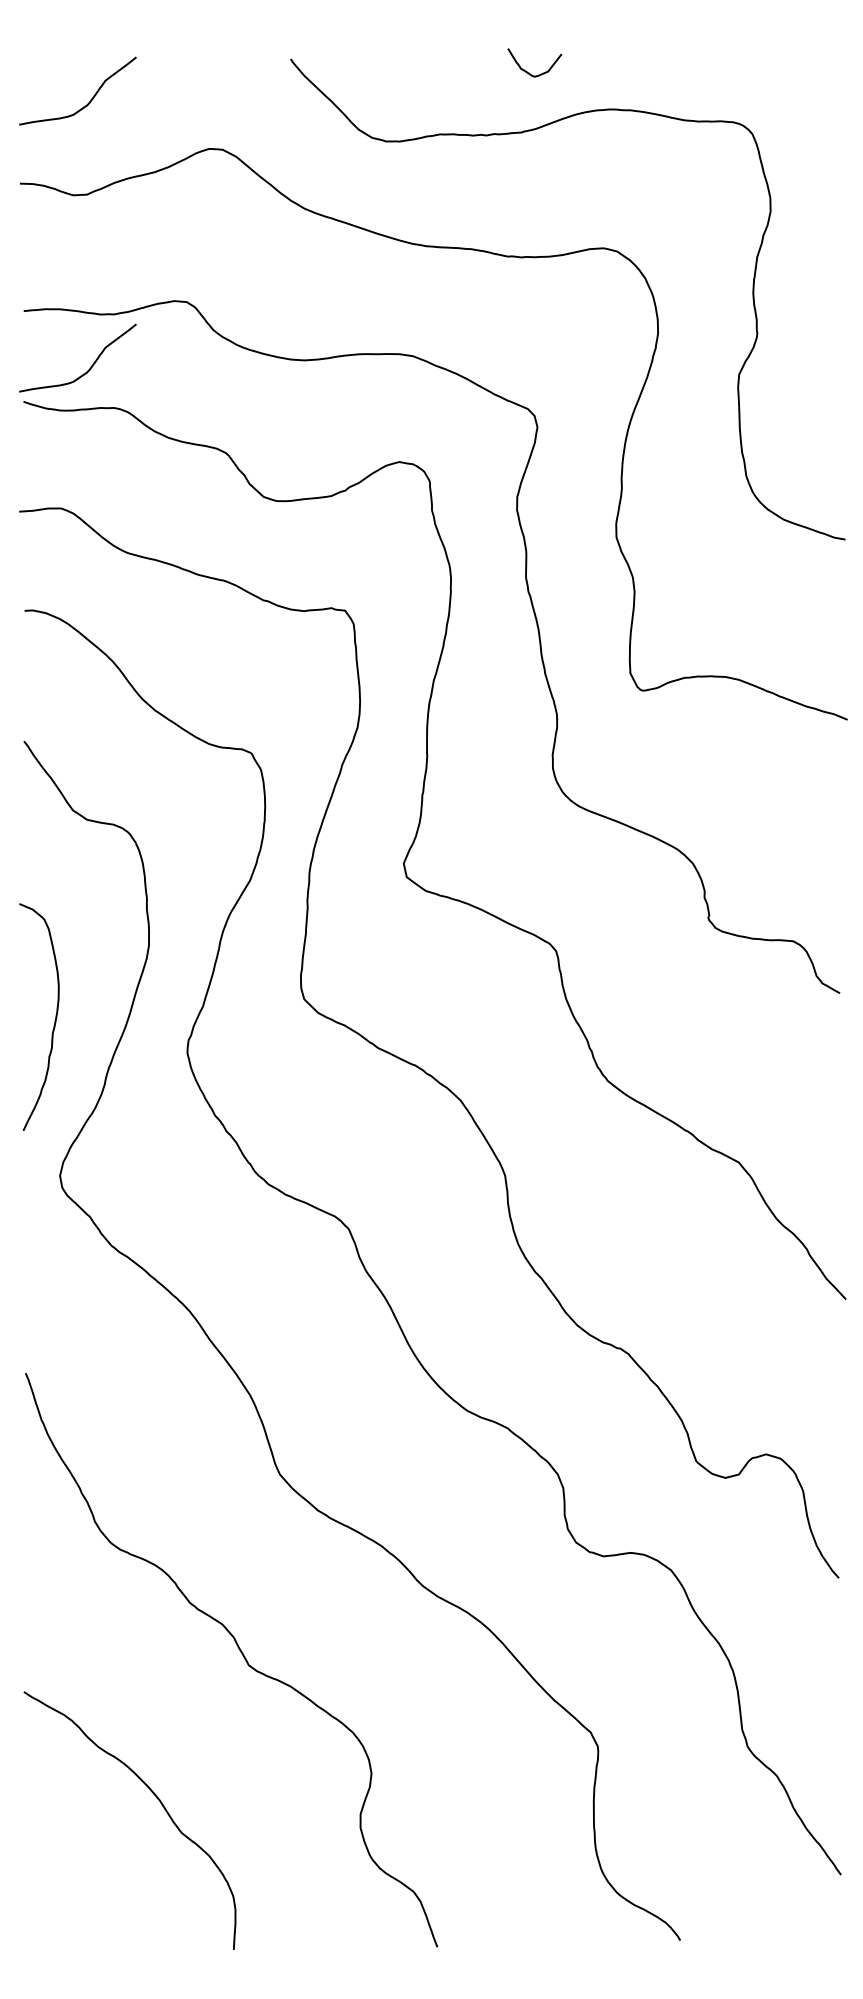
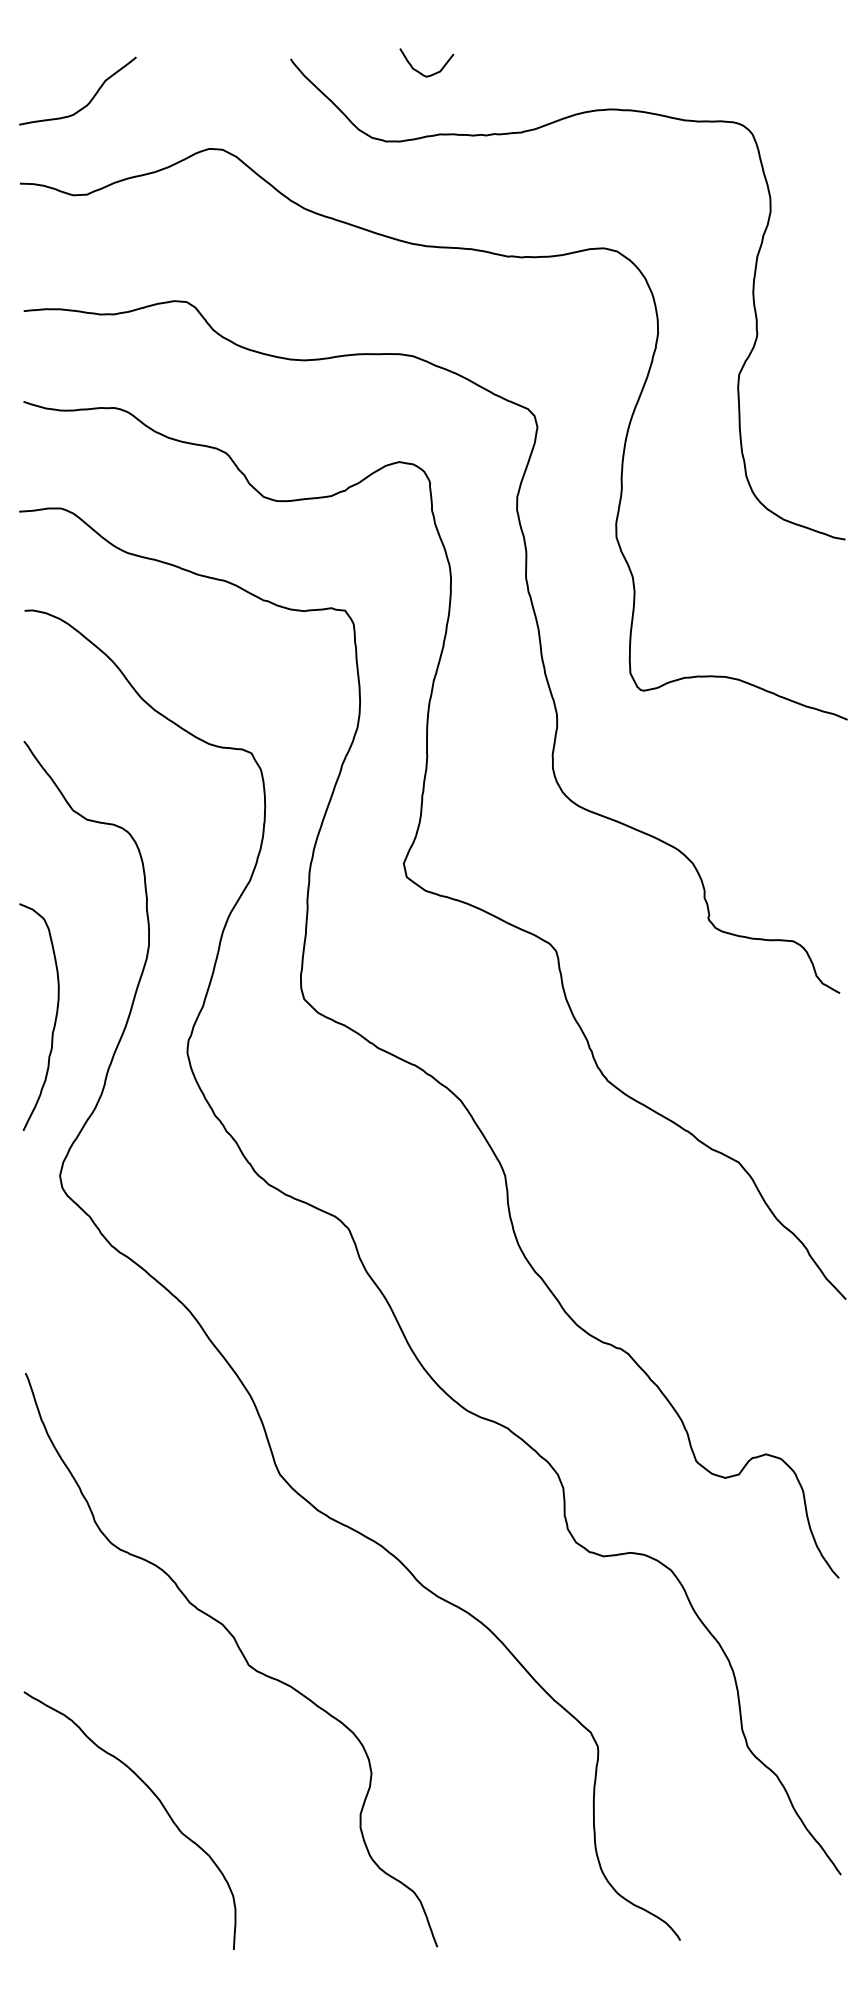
curve position: (529, 72) -> (421, 72) (421, 72)
curve: present -> none (90, 366)
